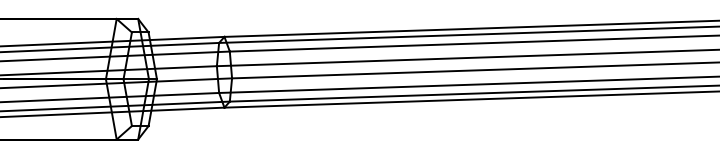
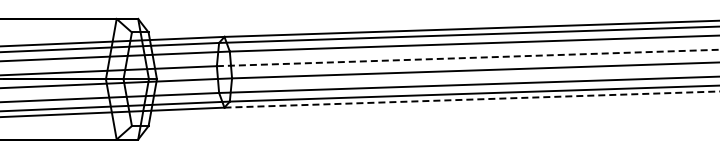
line: solid -> dashed (468, 57)
line: solid -> dashed (472, 99)
